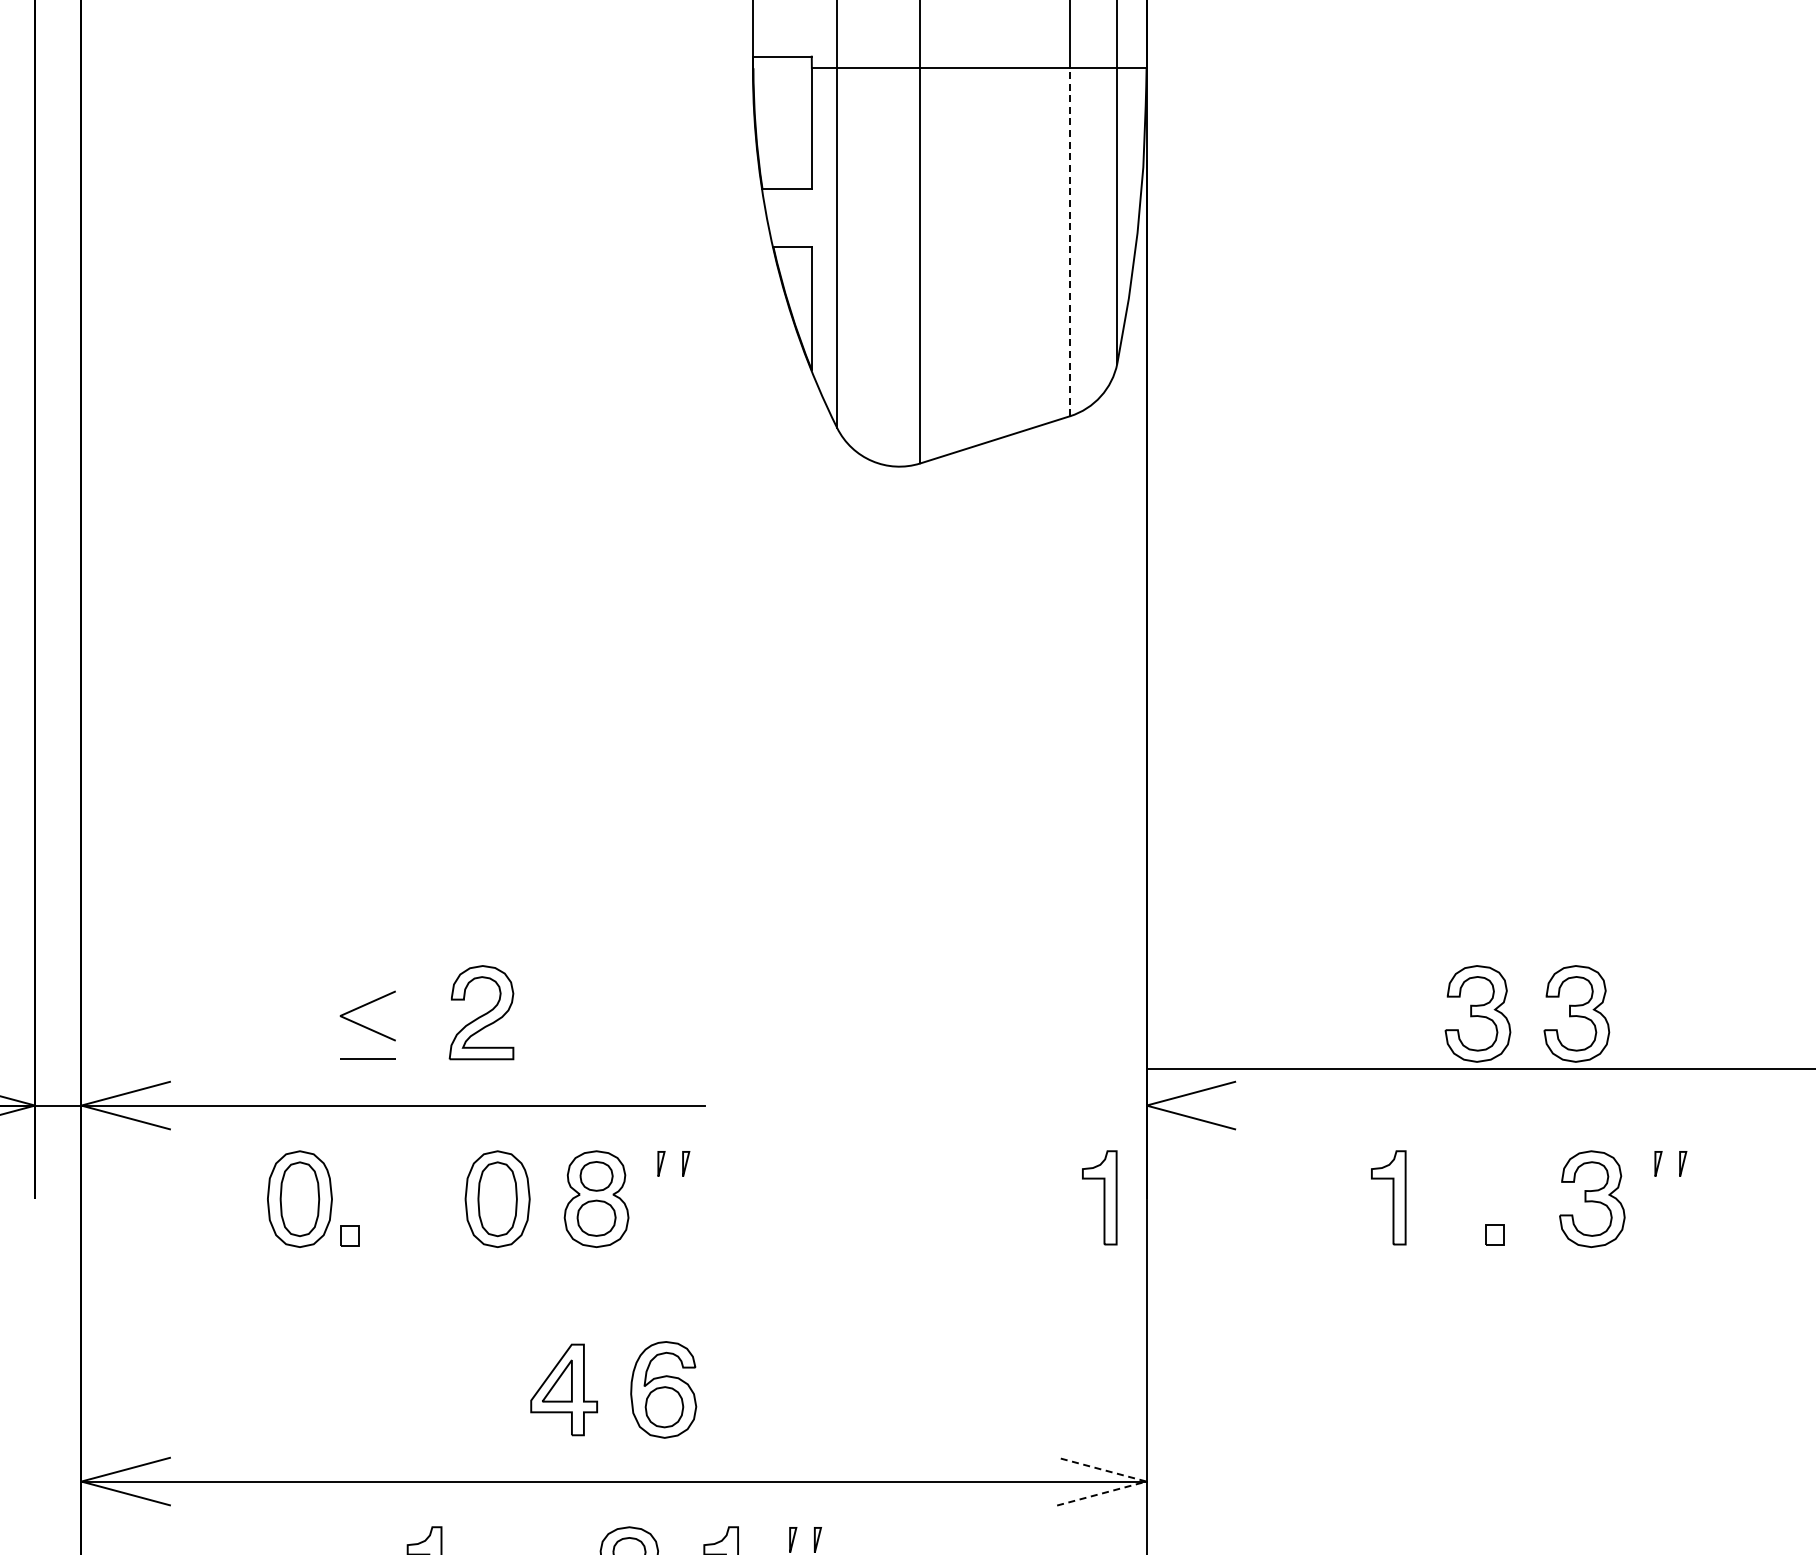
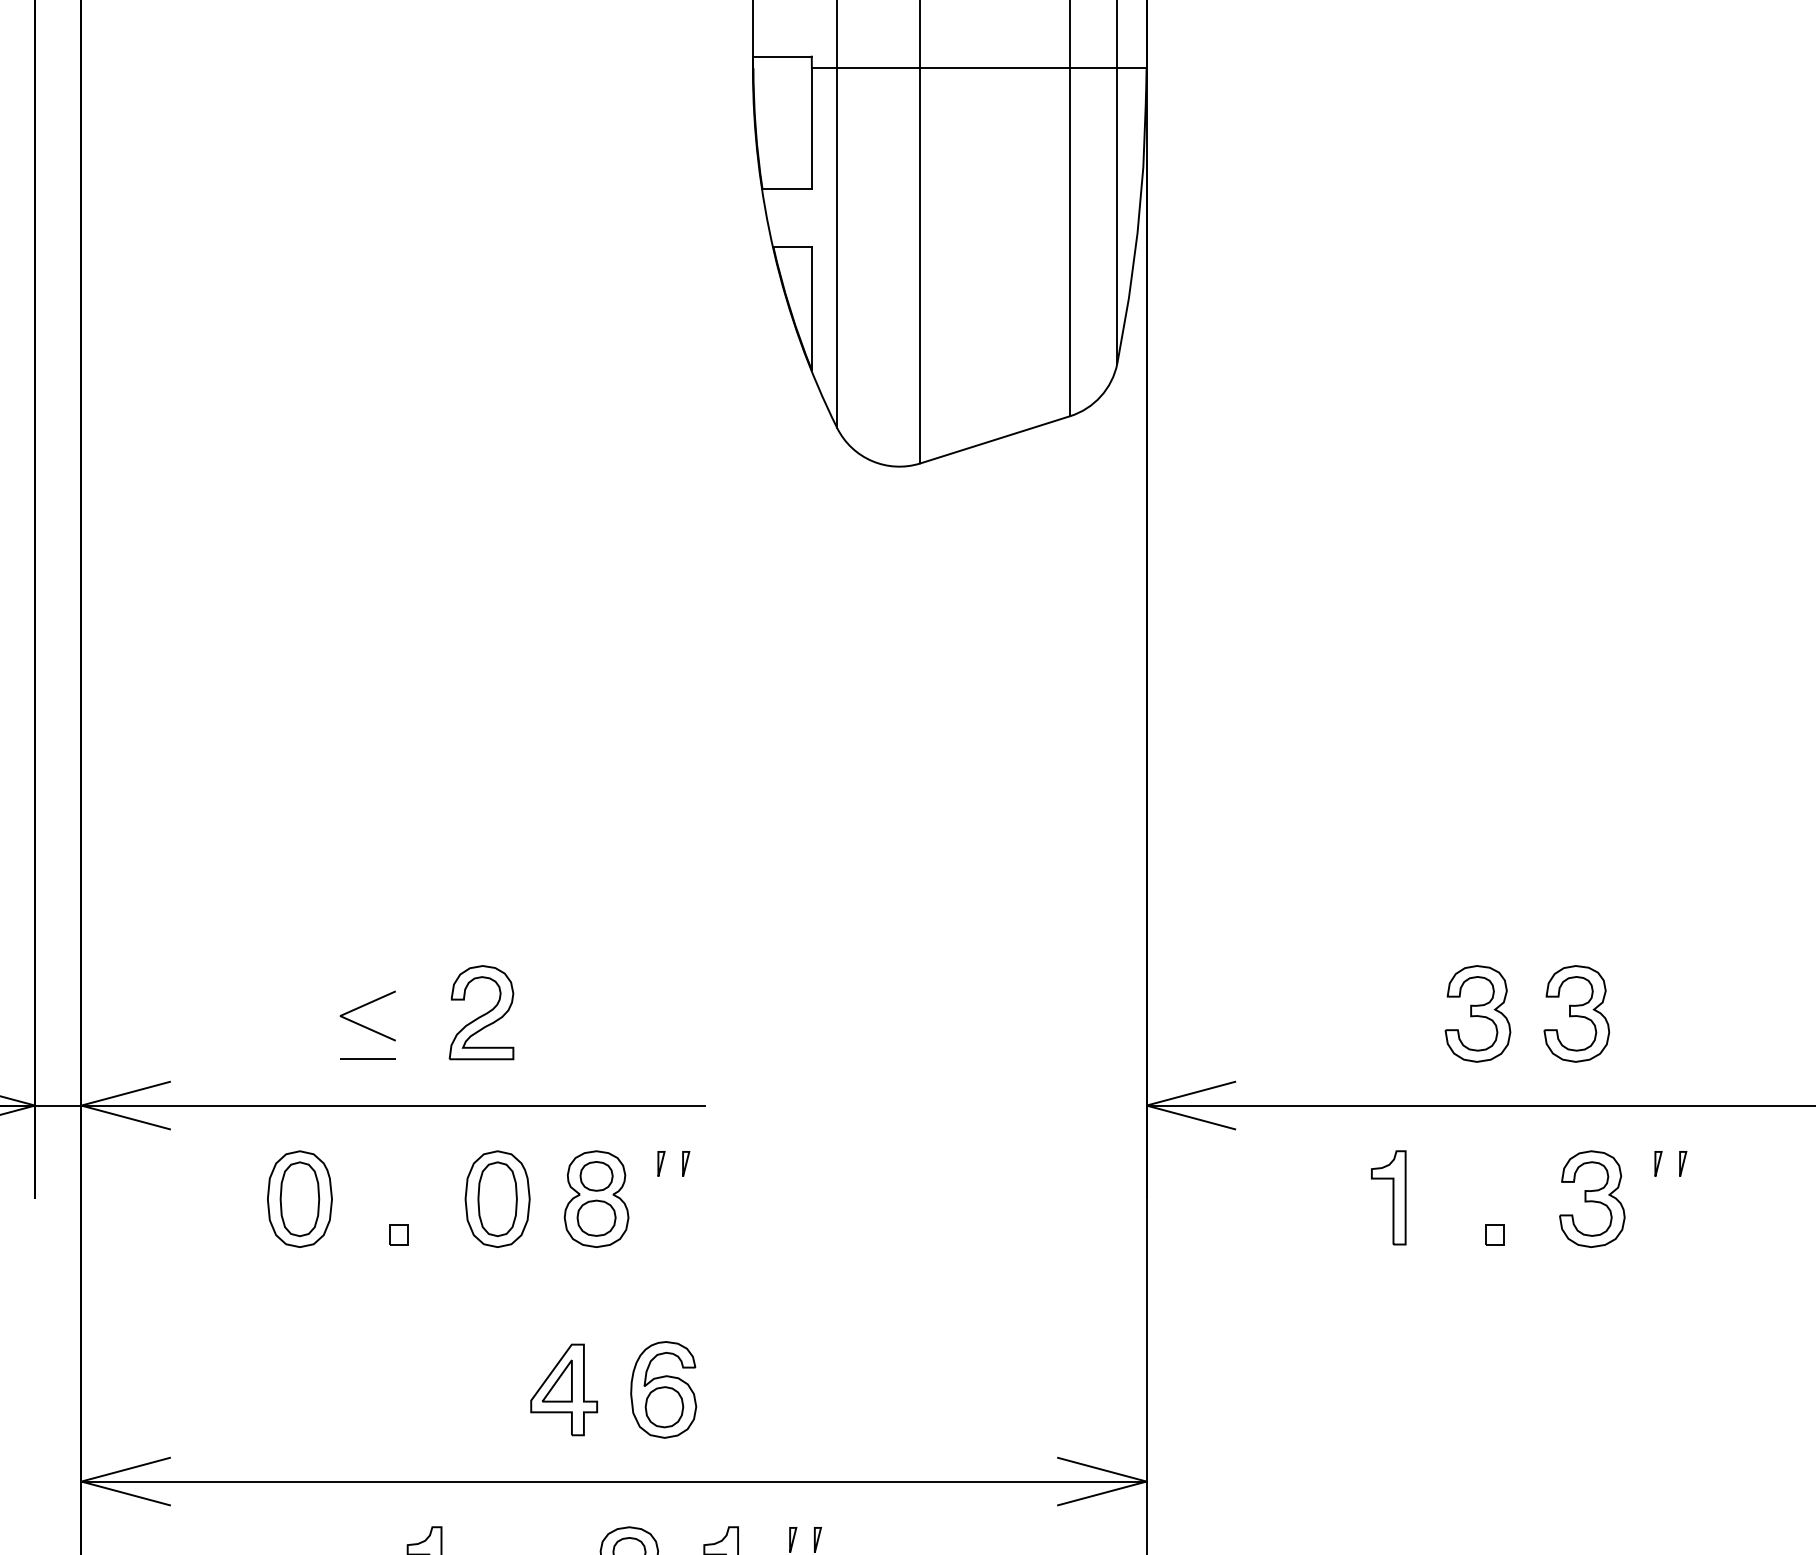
line: dashed -> solid (1070, 242)
line position: (1479, 1068) -> (1479, 1105) (1479, 1105)
part: present -> none (1099, 1197)
part position: (349, 1235) -> (398, 1234) (398, 1234)
line: dashed -> solid (1146, 1481)
